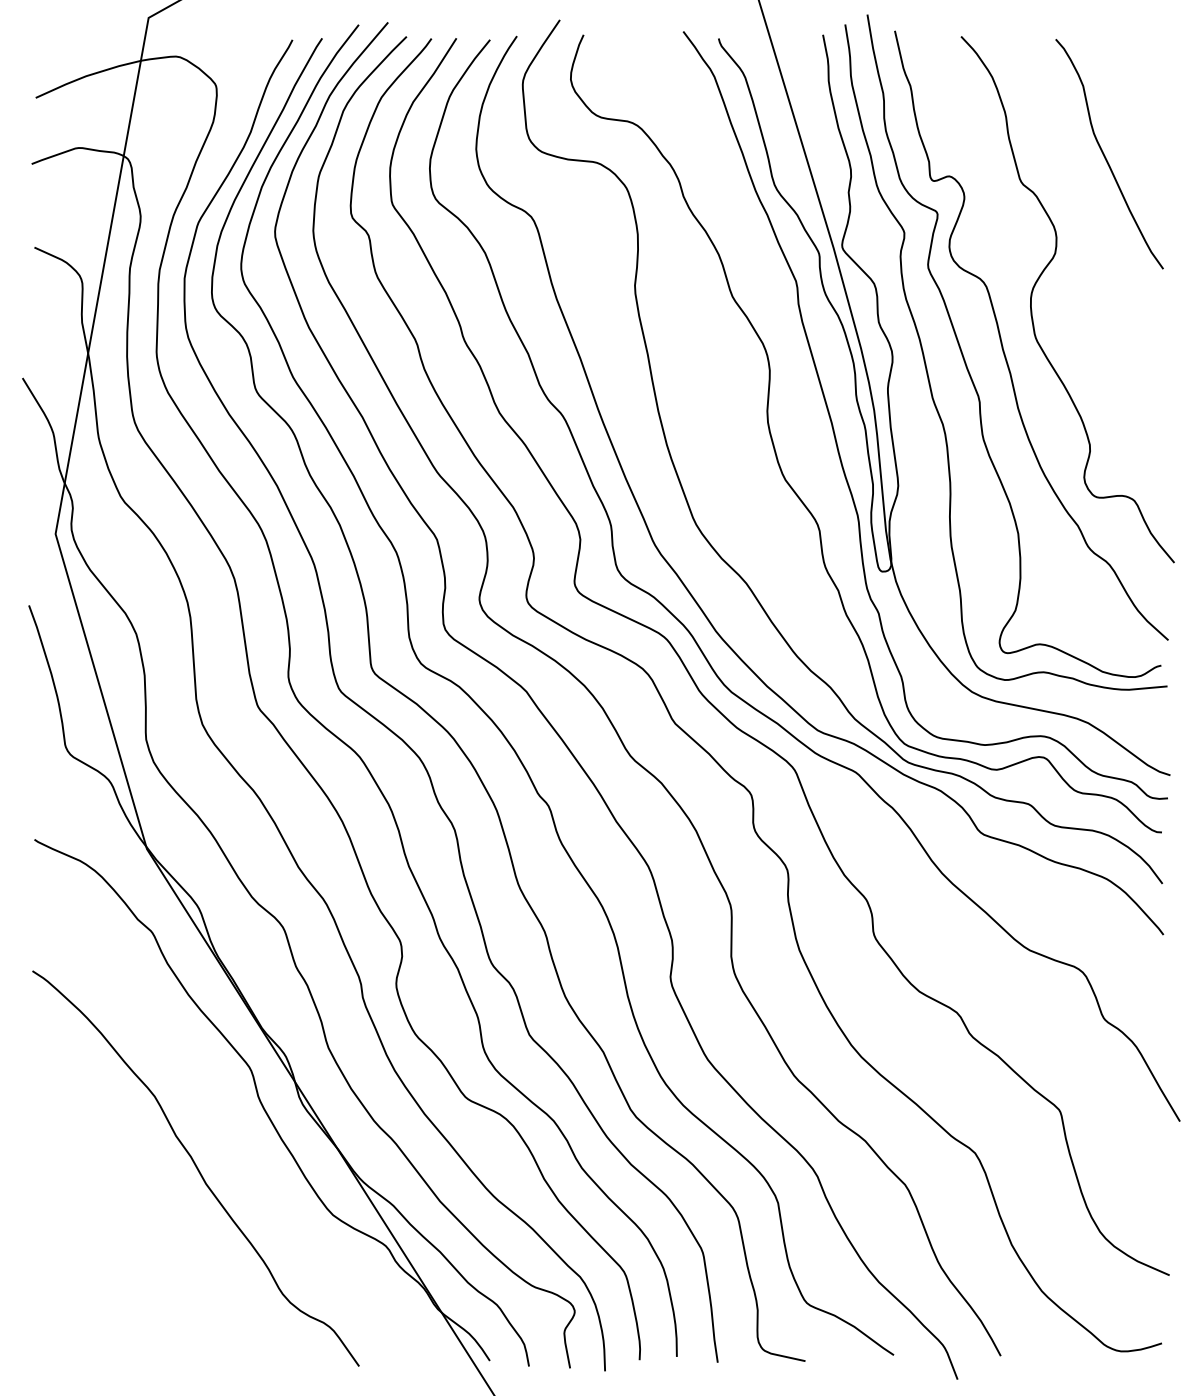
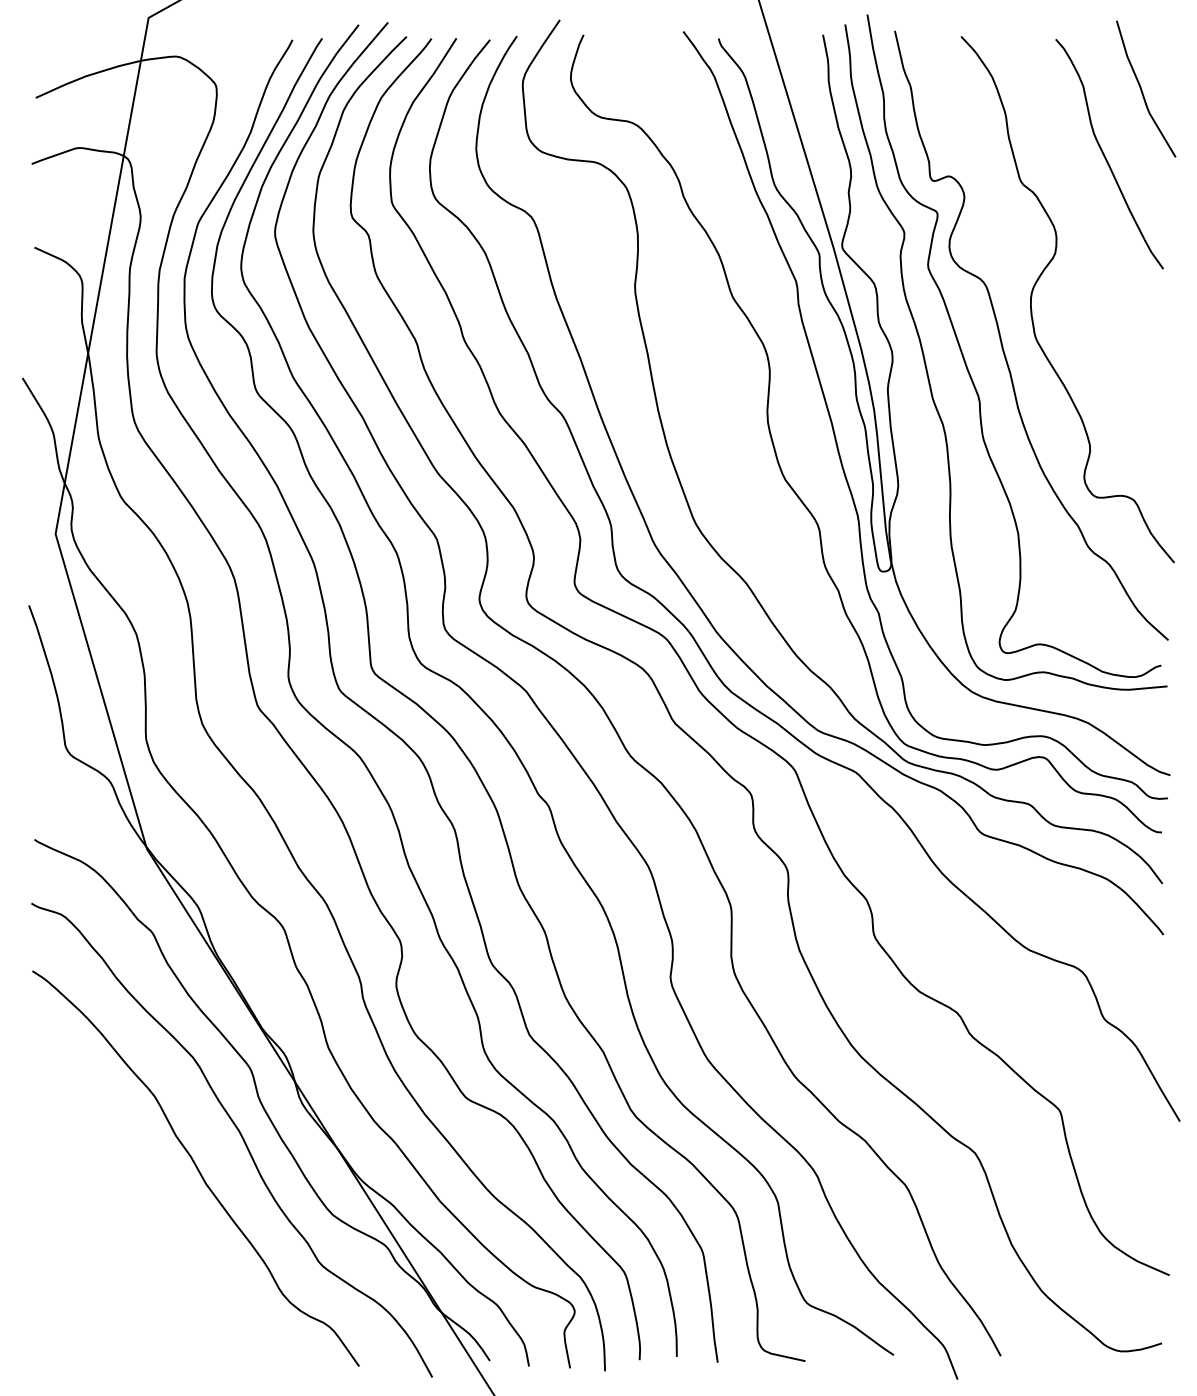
curve: none -> present (1142, 89)
curve: none -> present (240, 1136)
